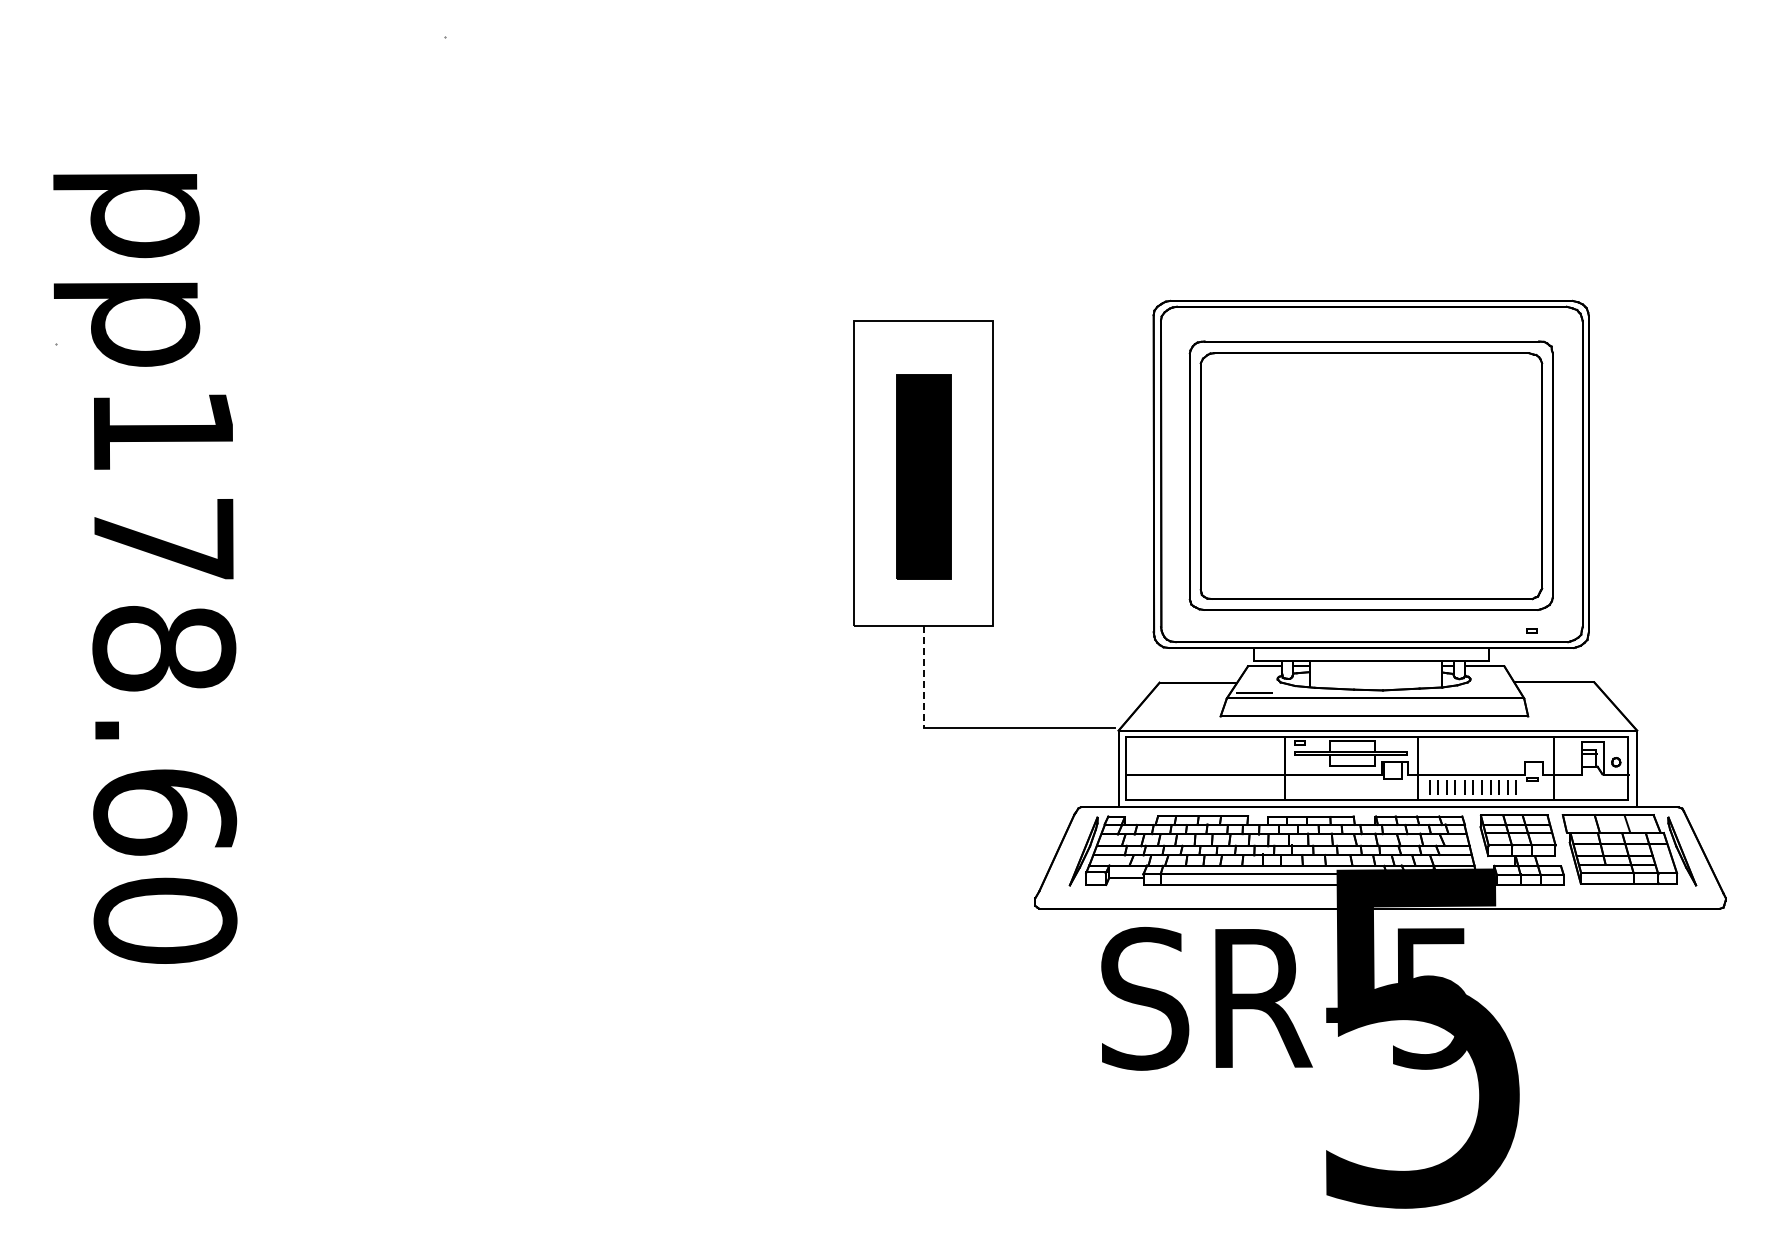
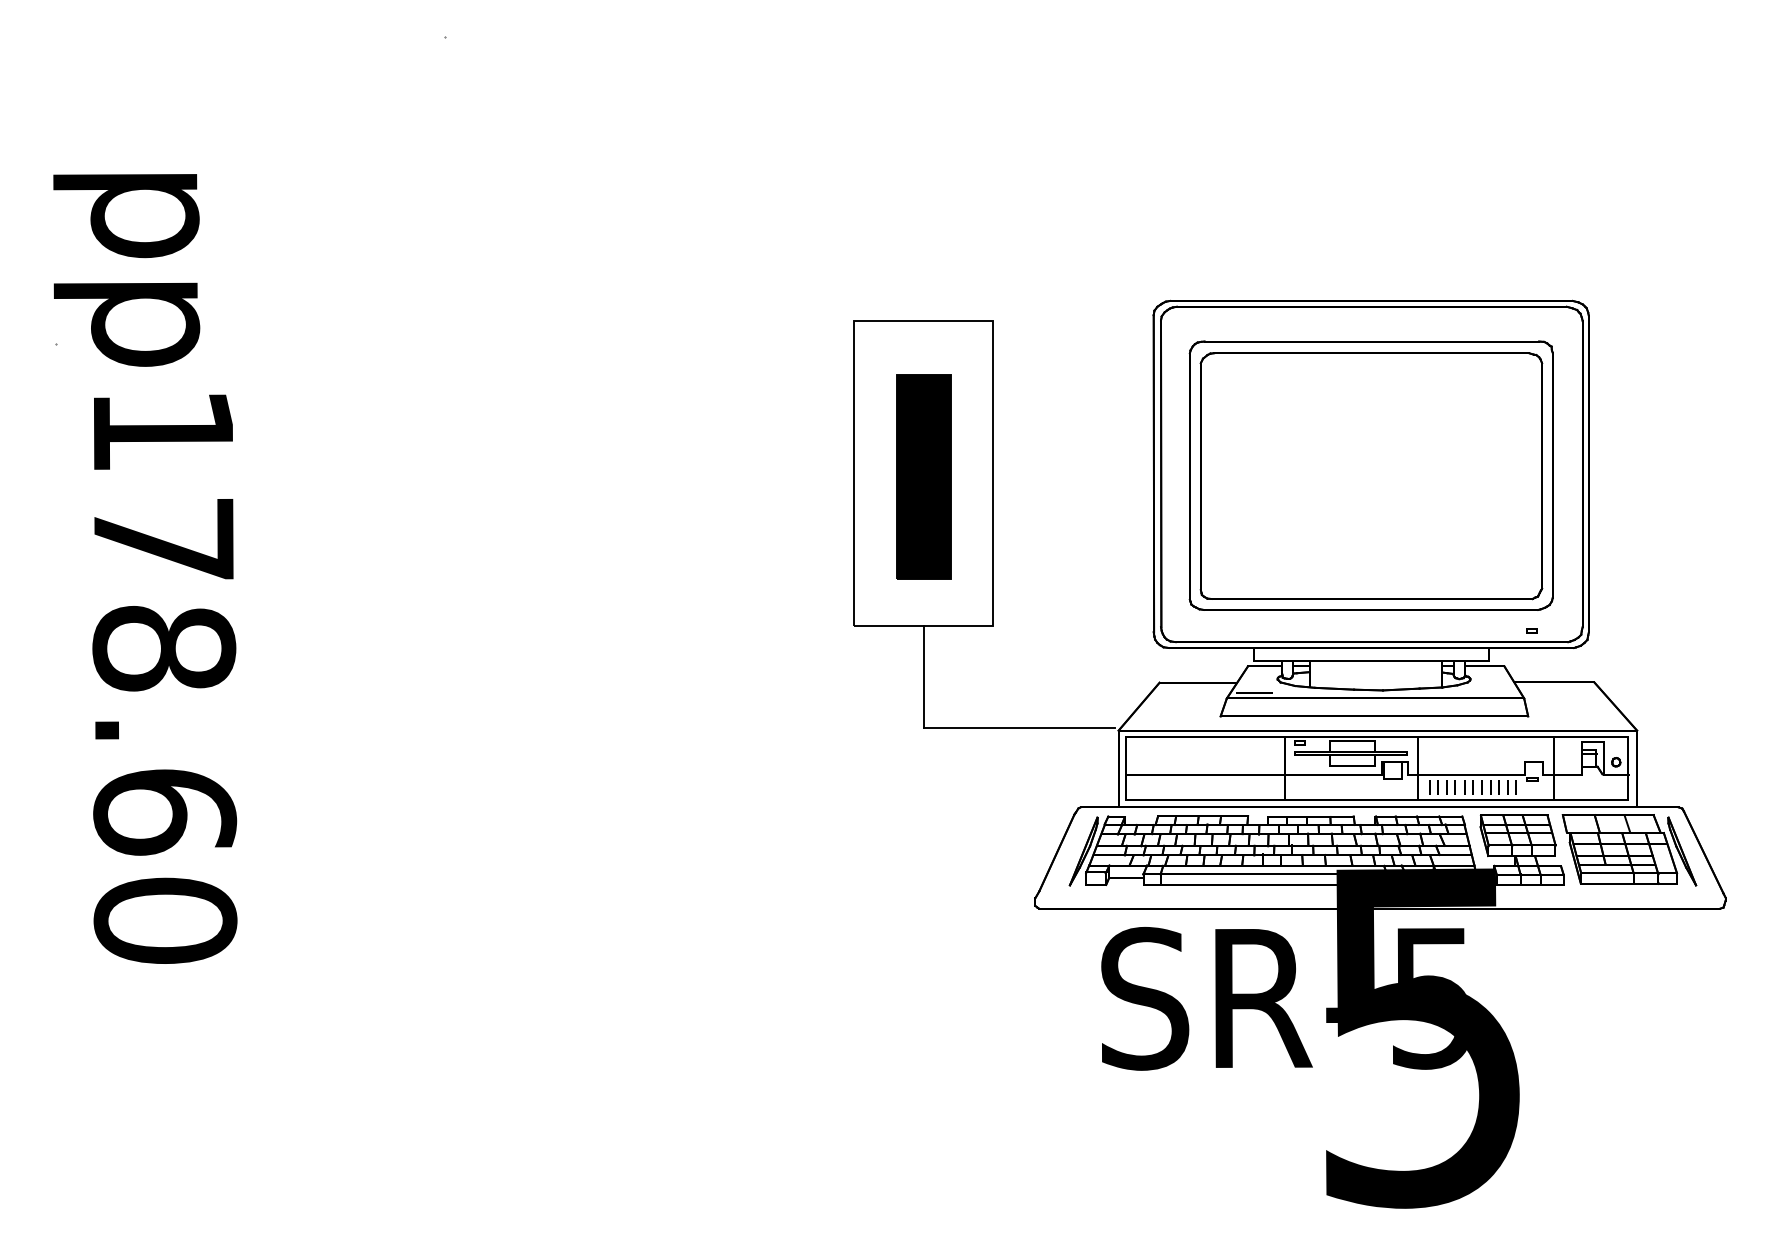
line: dashed -> solid (923, 677)
